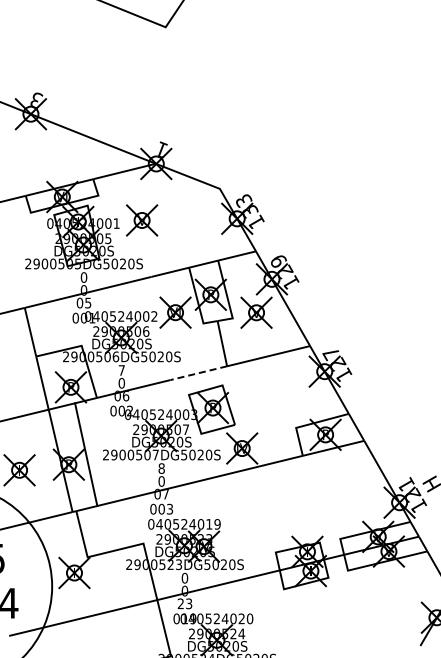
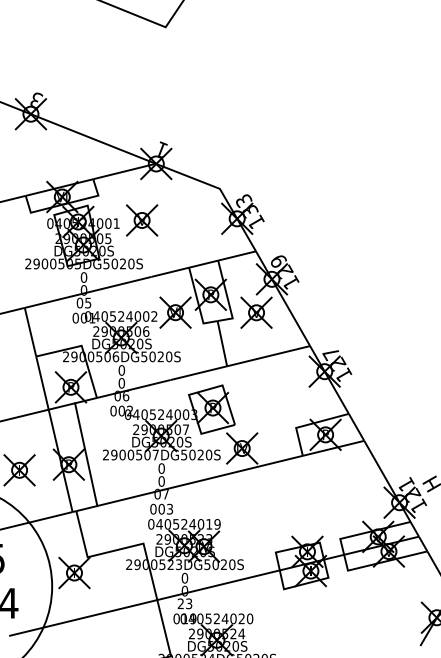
text: 7 -> 0 (121, 370)
line: dashed -> solid (198, 373)
text: 8 -> 0 (161, 468)
